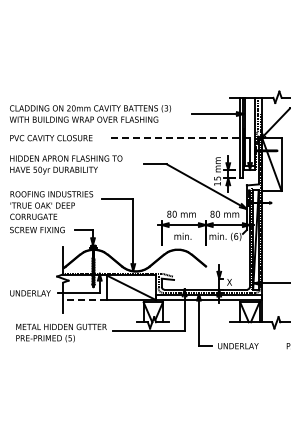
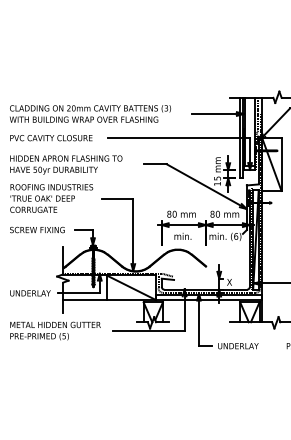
line: dashed -> solid (179, 138)
text position: (51, 205) -> (51, 198) (51, 198)
line: dashed -> solid (85, 300)
text position: (61, 332) -> (55, 330) (55, 330)
